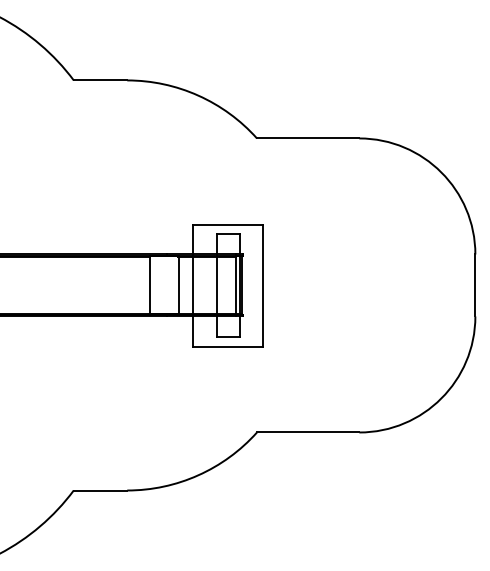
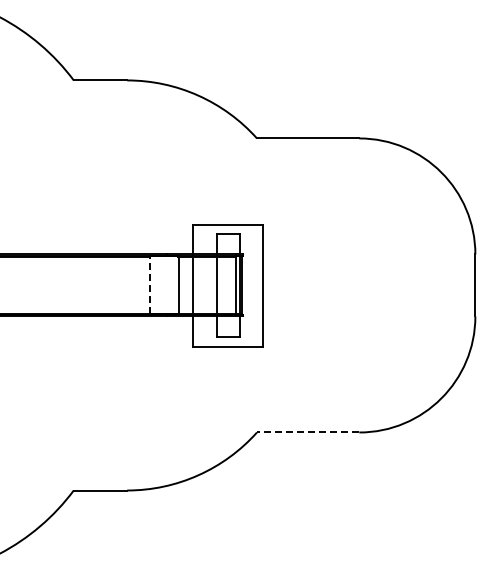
line: solid -> dashed (149, 285)
line: solid -> dashed (307, 432)
